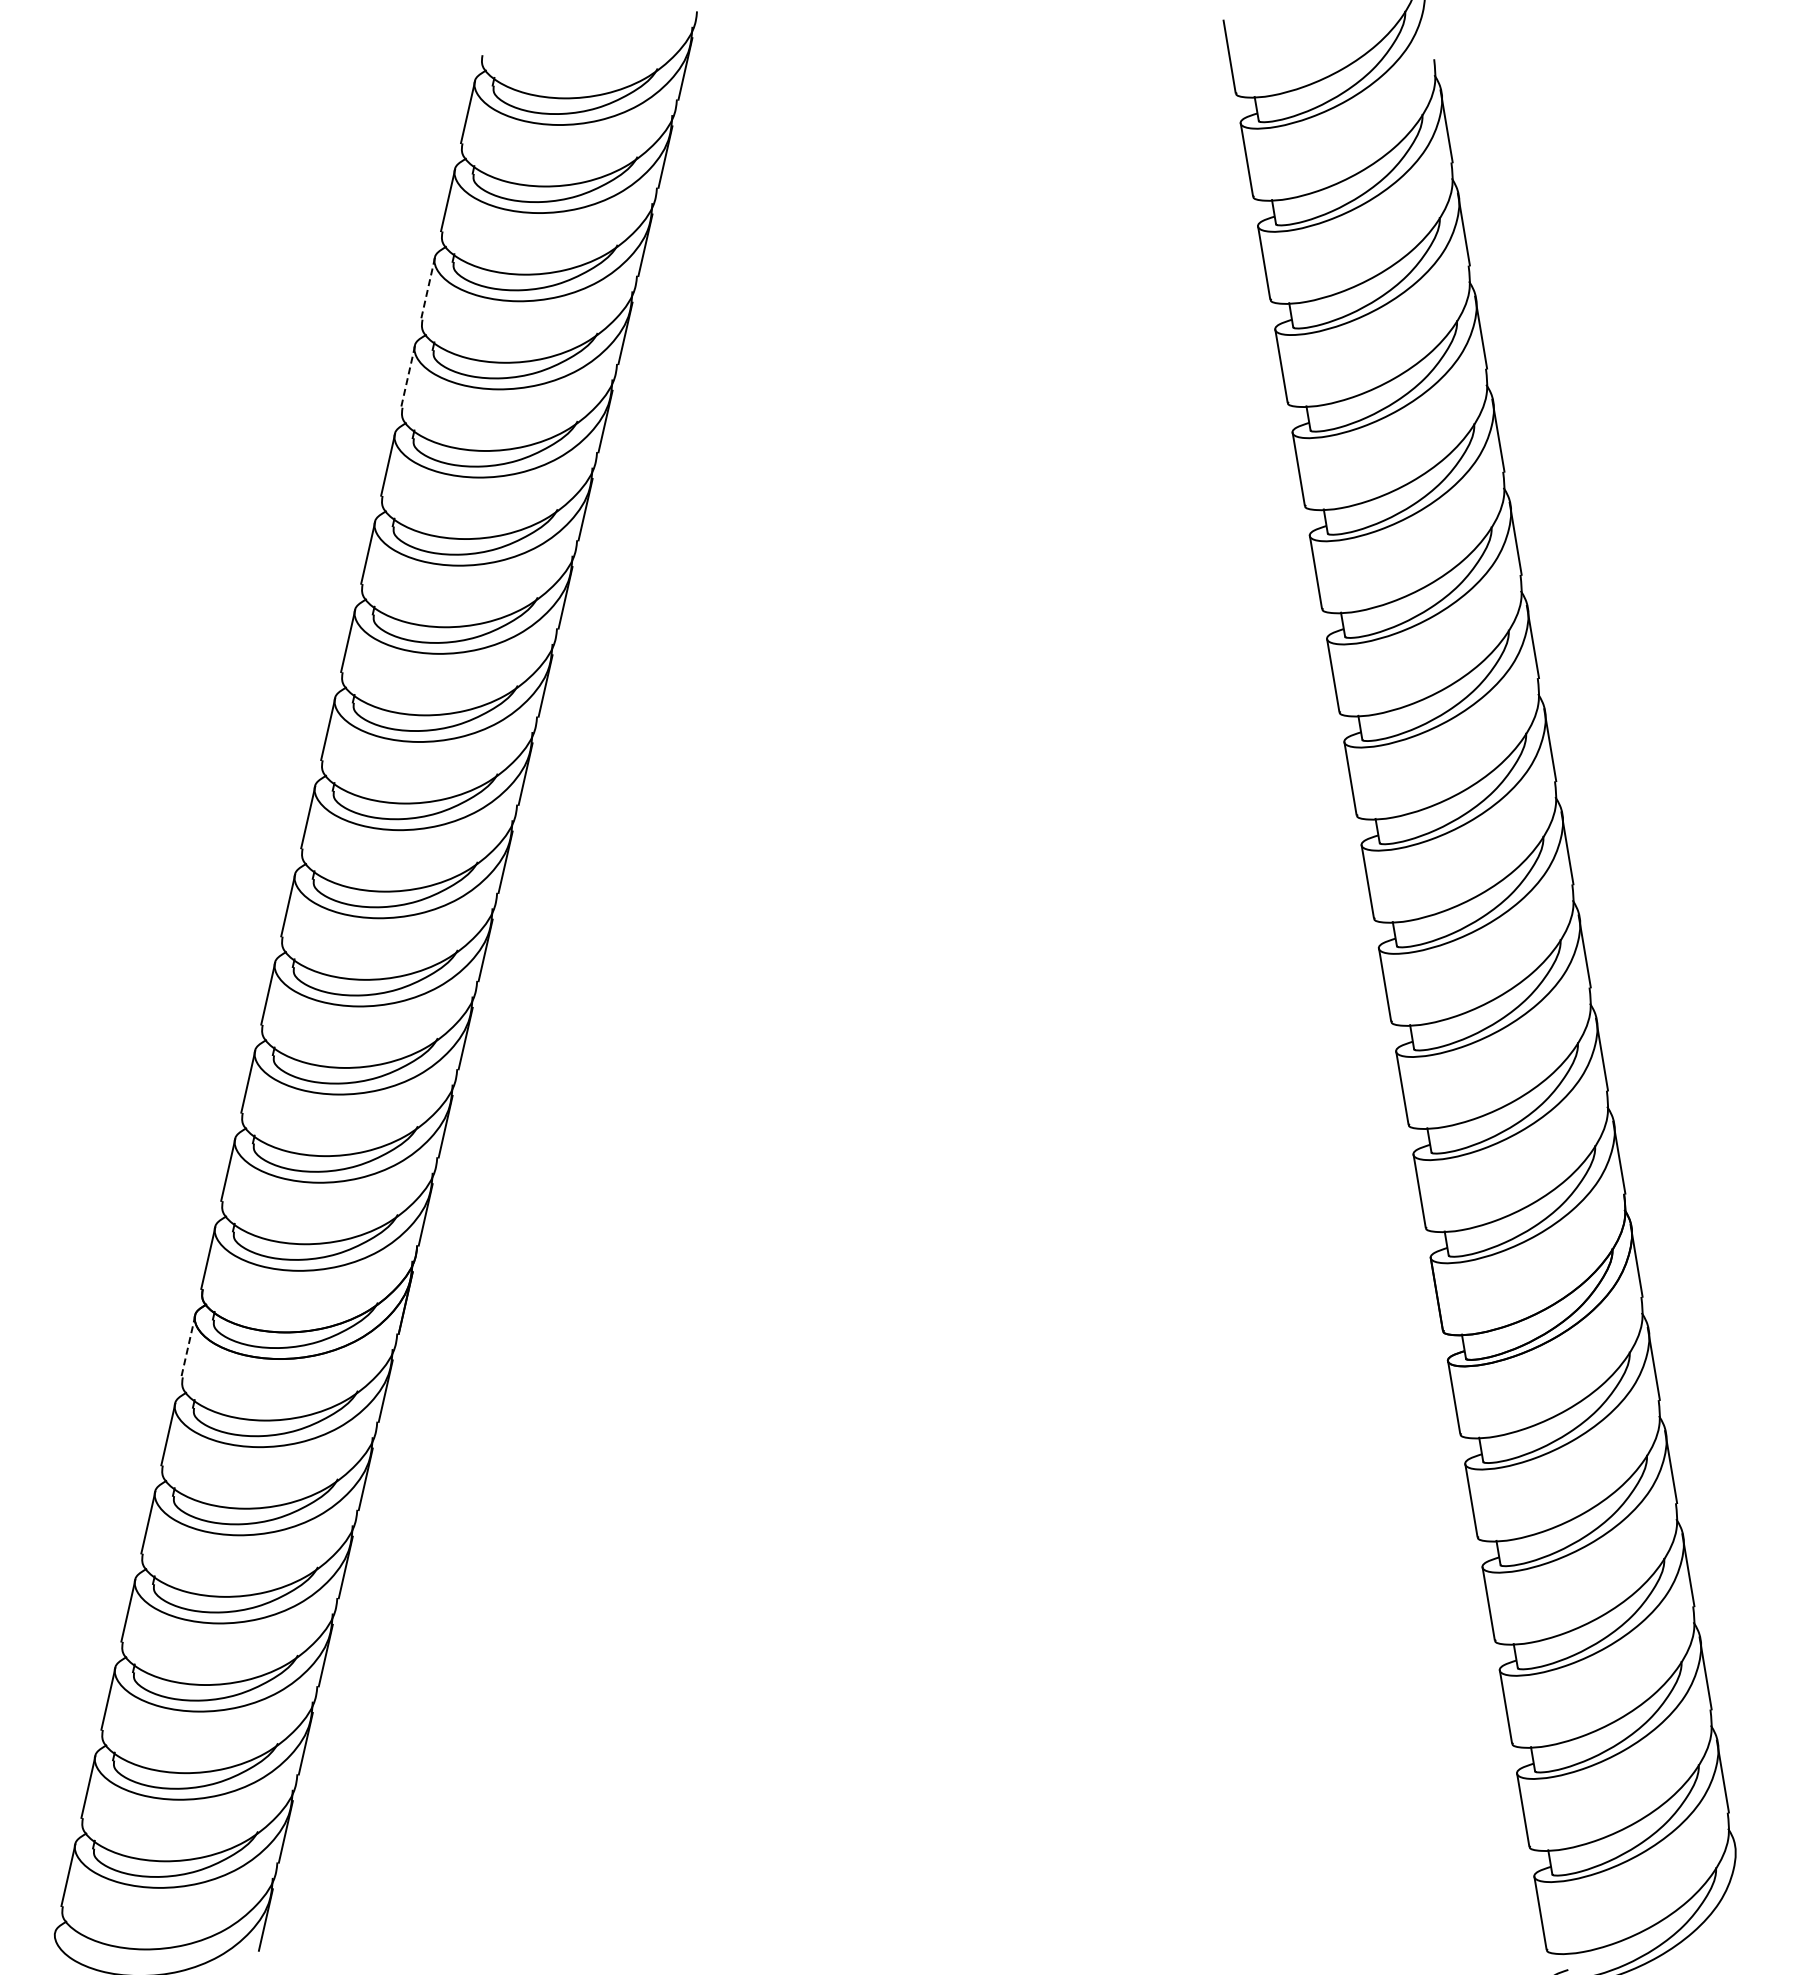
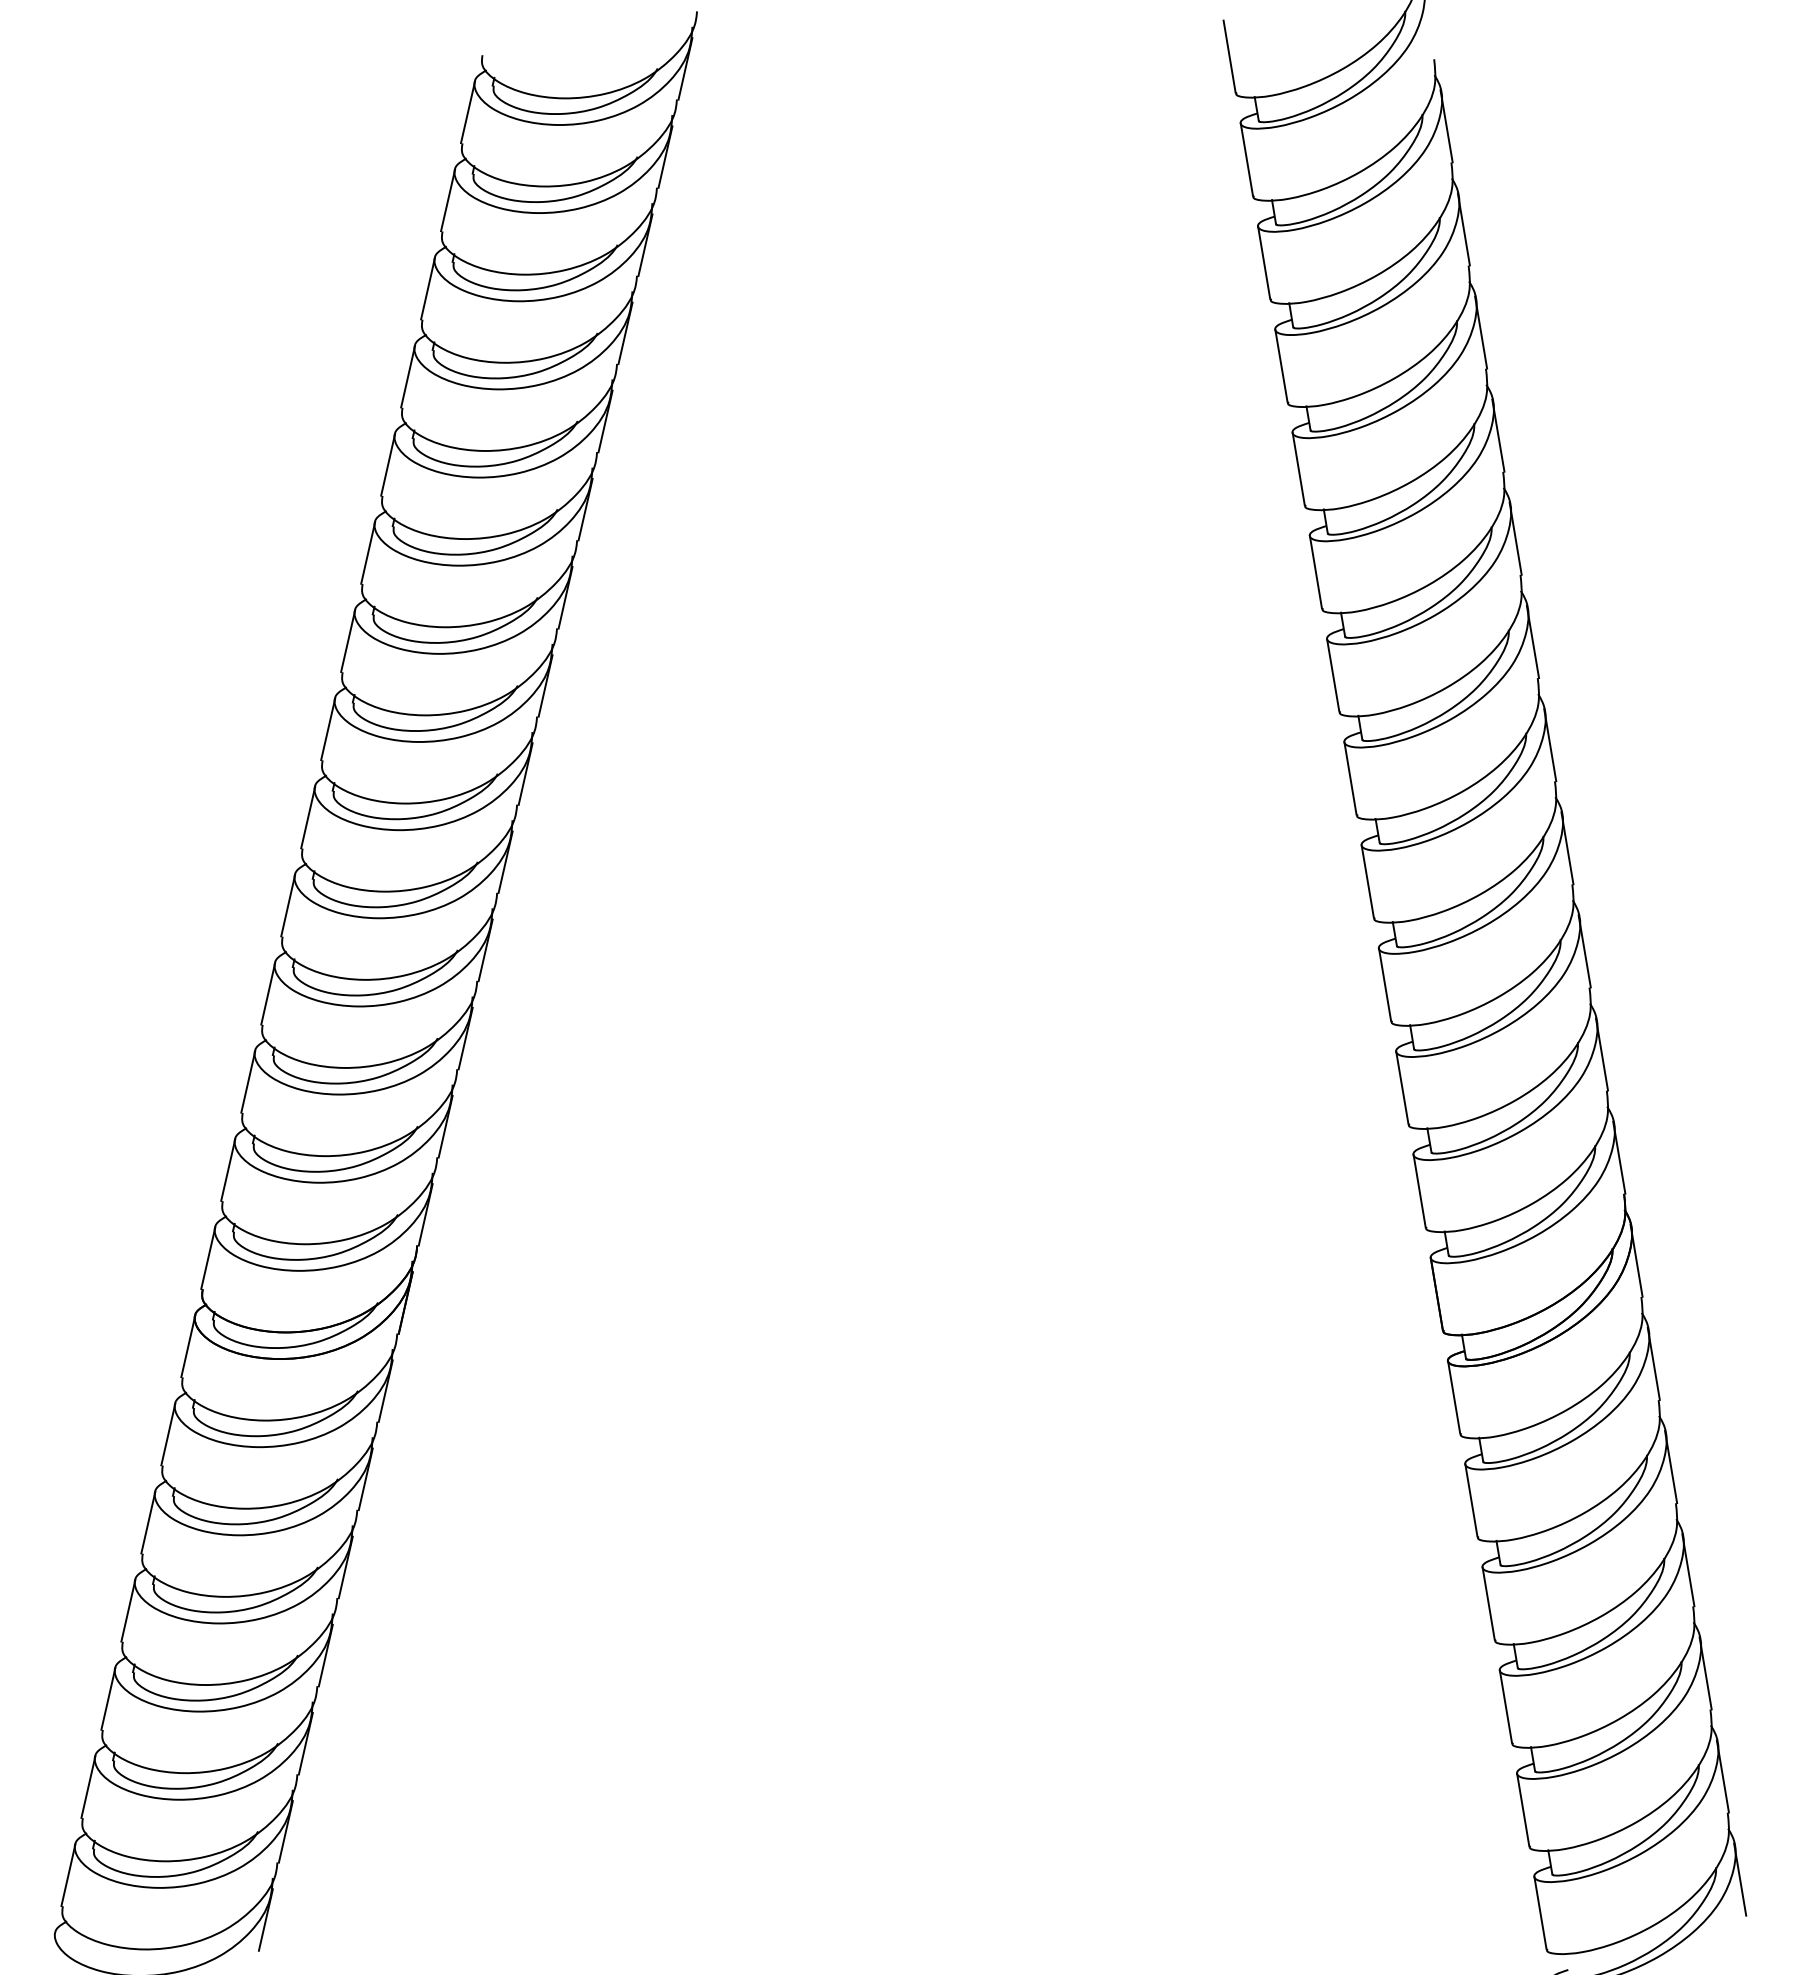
line: dashed -> solid (428, 288)
line: dashed -> solid (408, 376)
line: dashed -> solid (188, 1346)
line: none -> present (1740, 1879)
